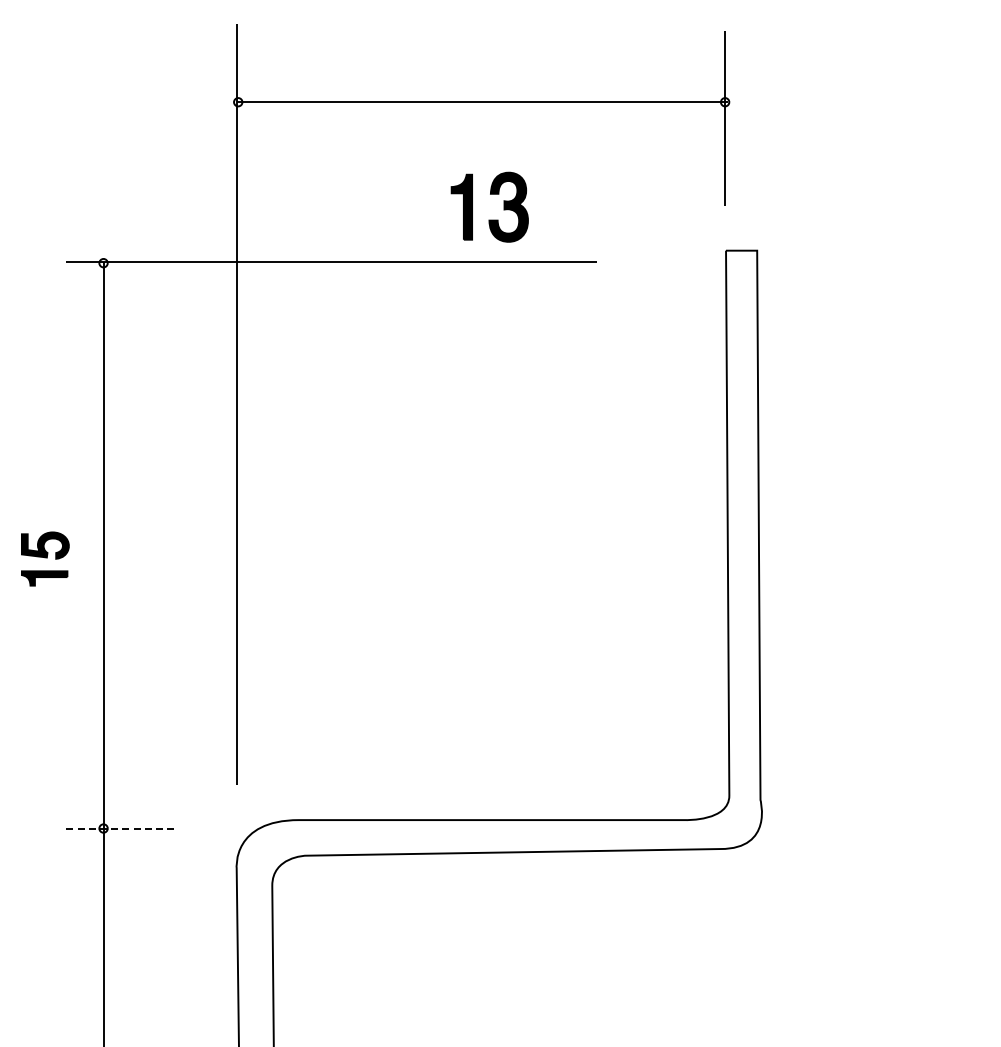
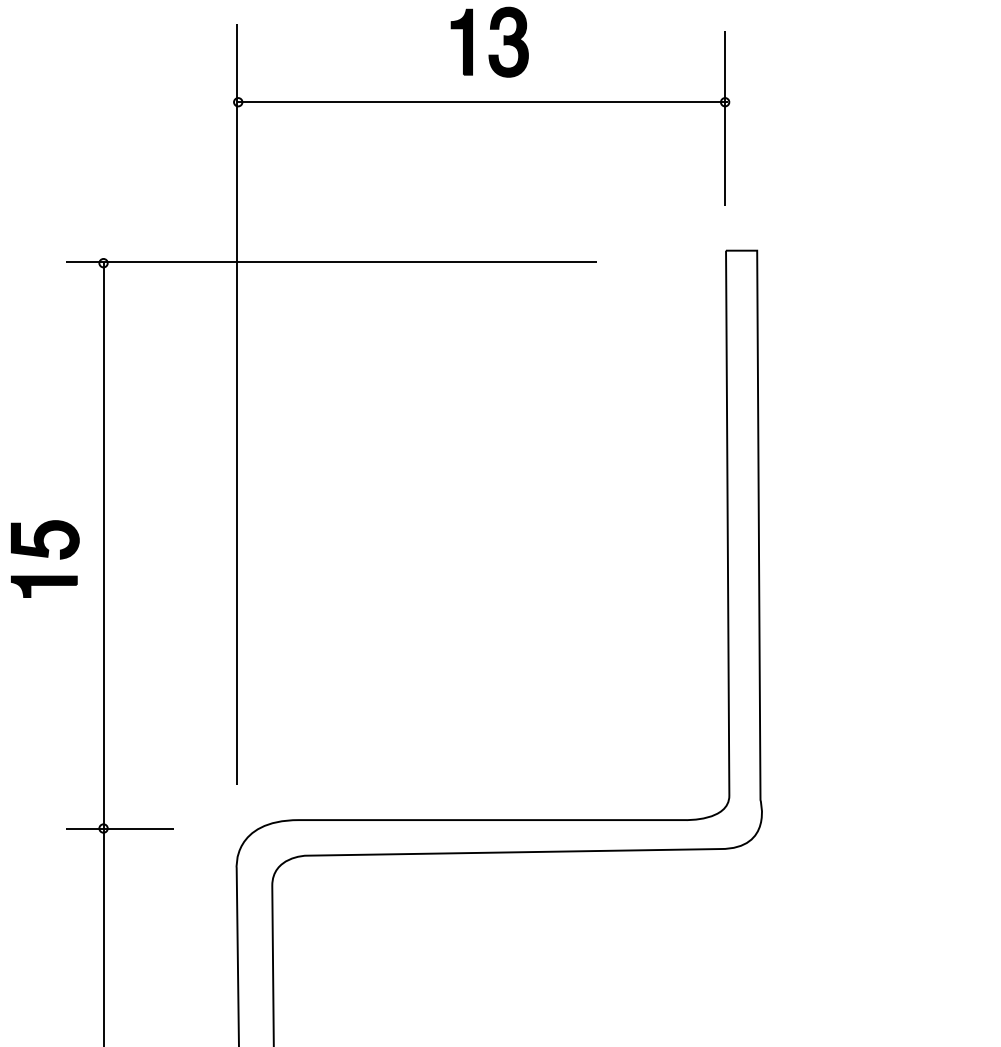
part position: (490, 194) -> (490, 29) (490, 29)
part size: 49x56 px -> 69x78 px (45, 558)
line: dashed -> solid (119, 829)
